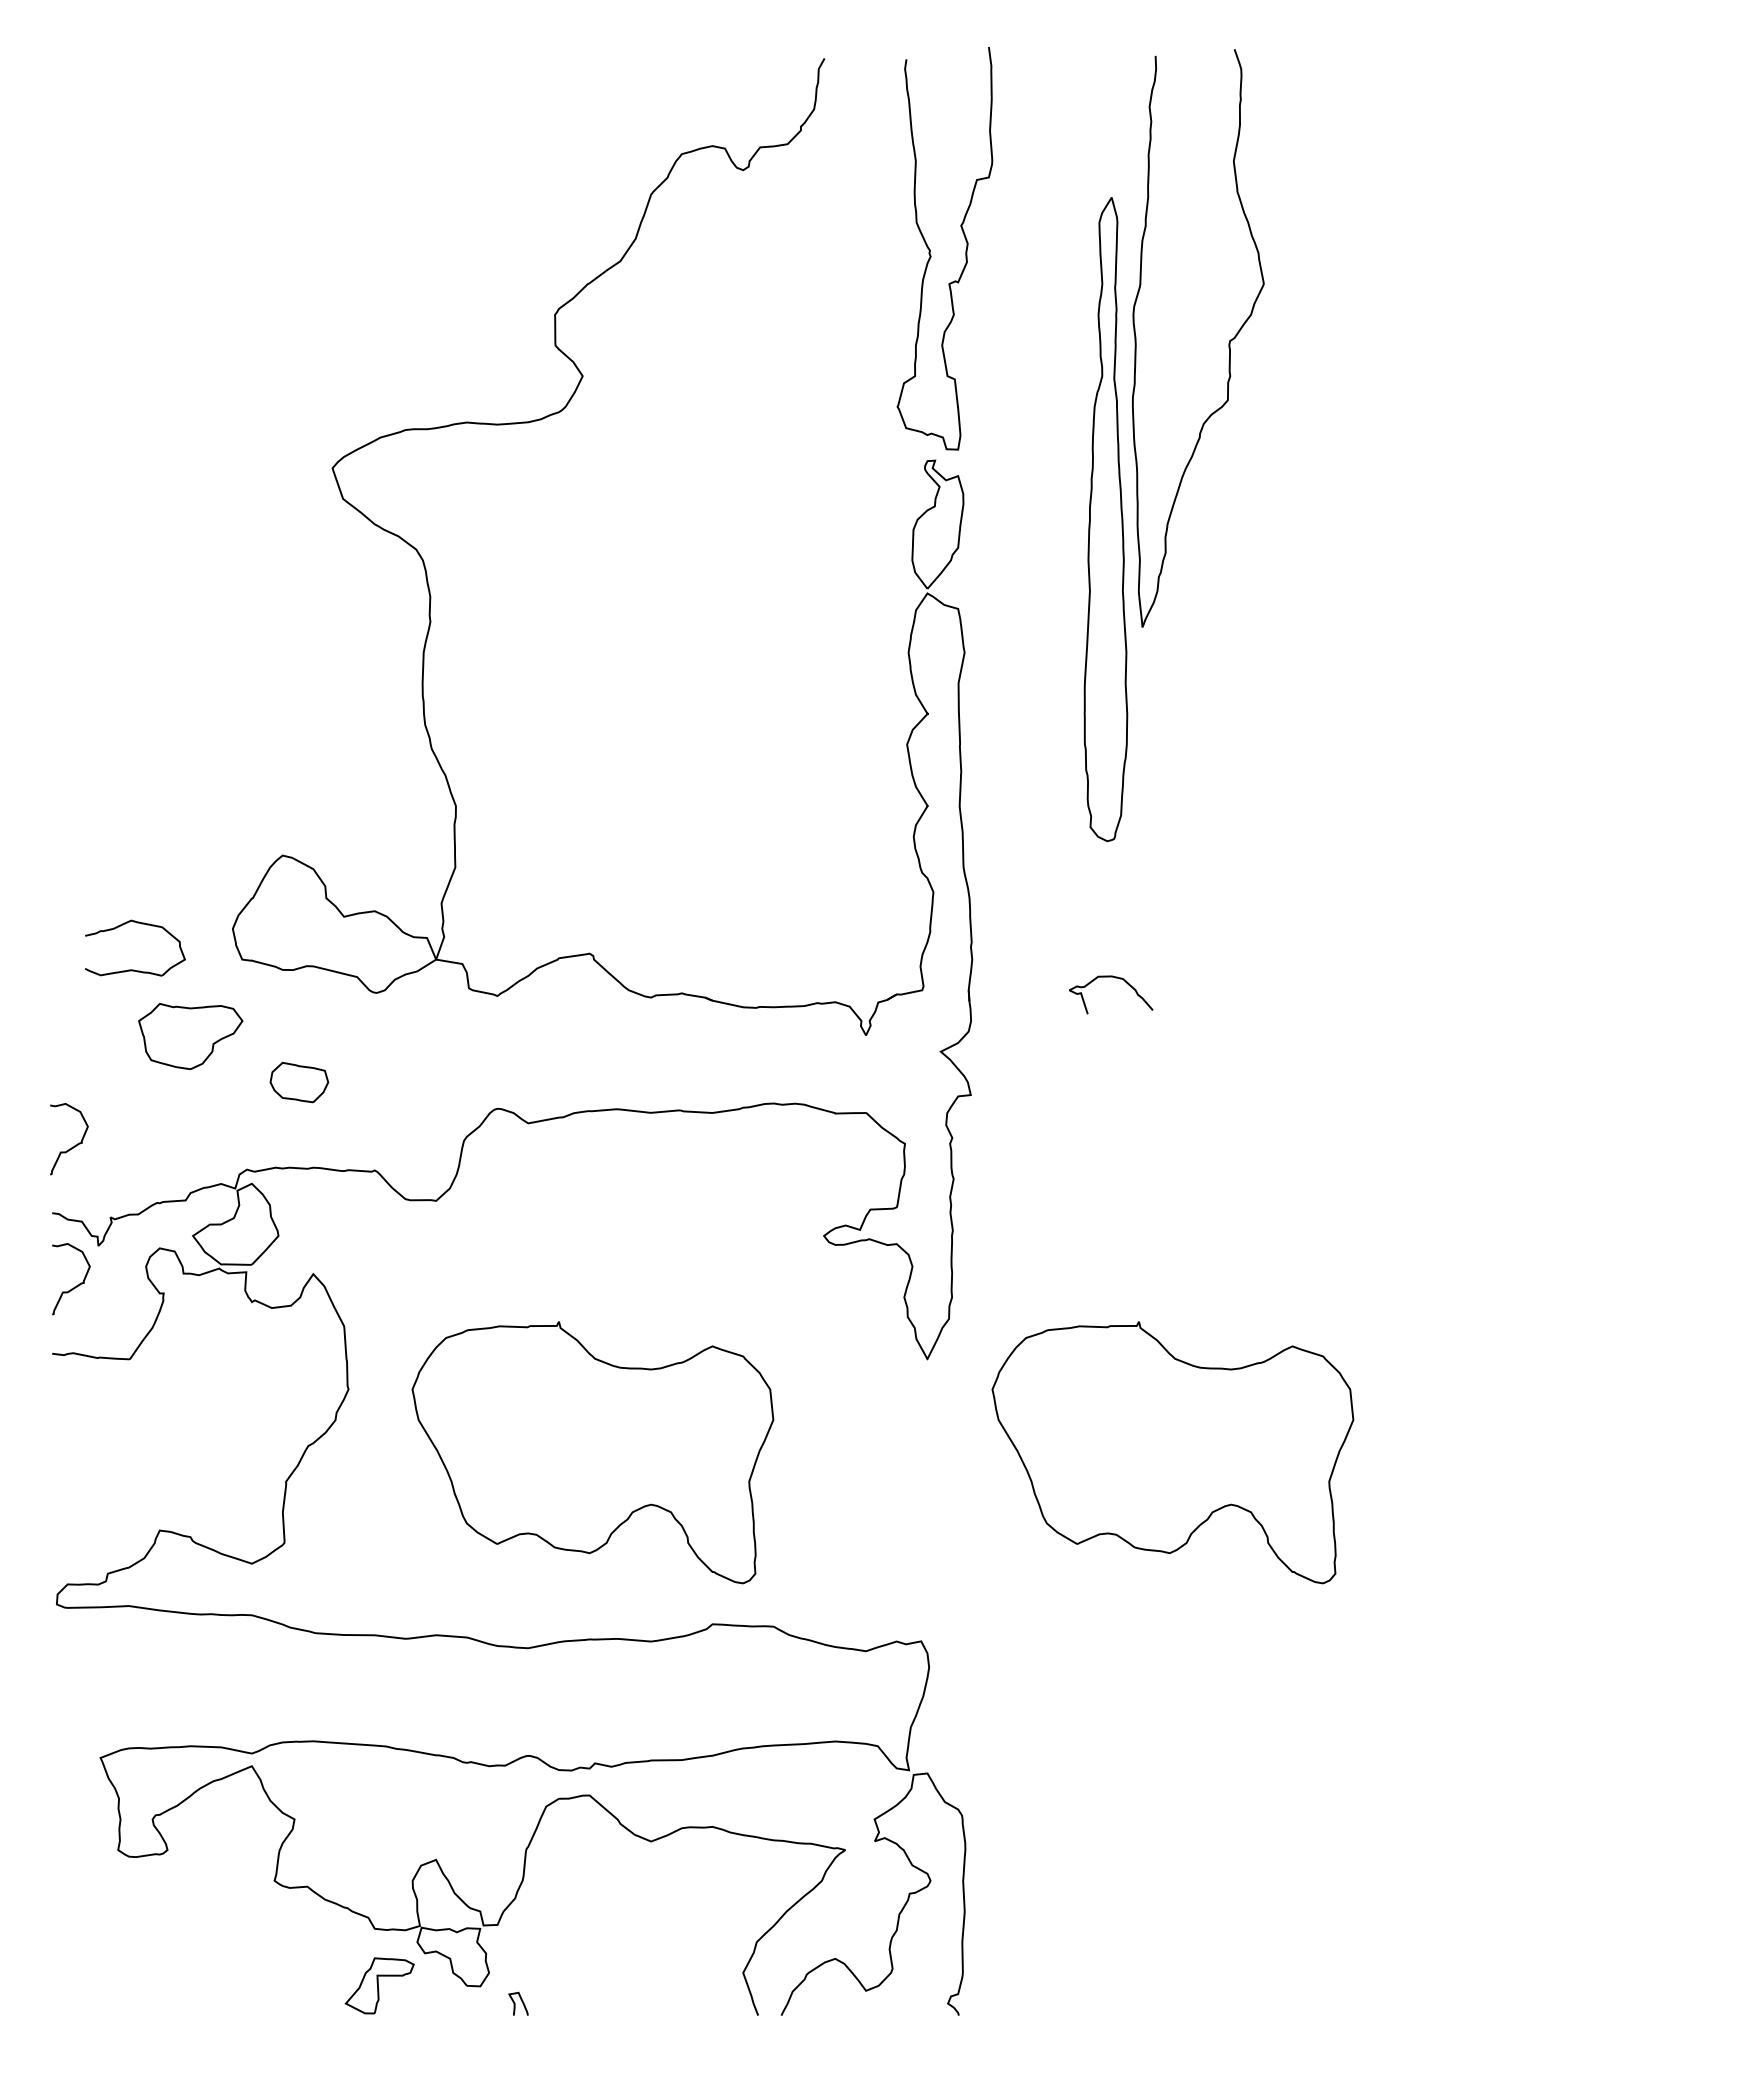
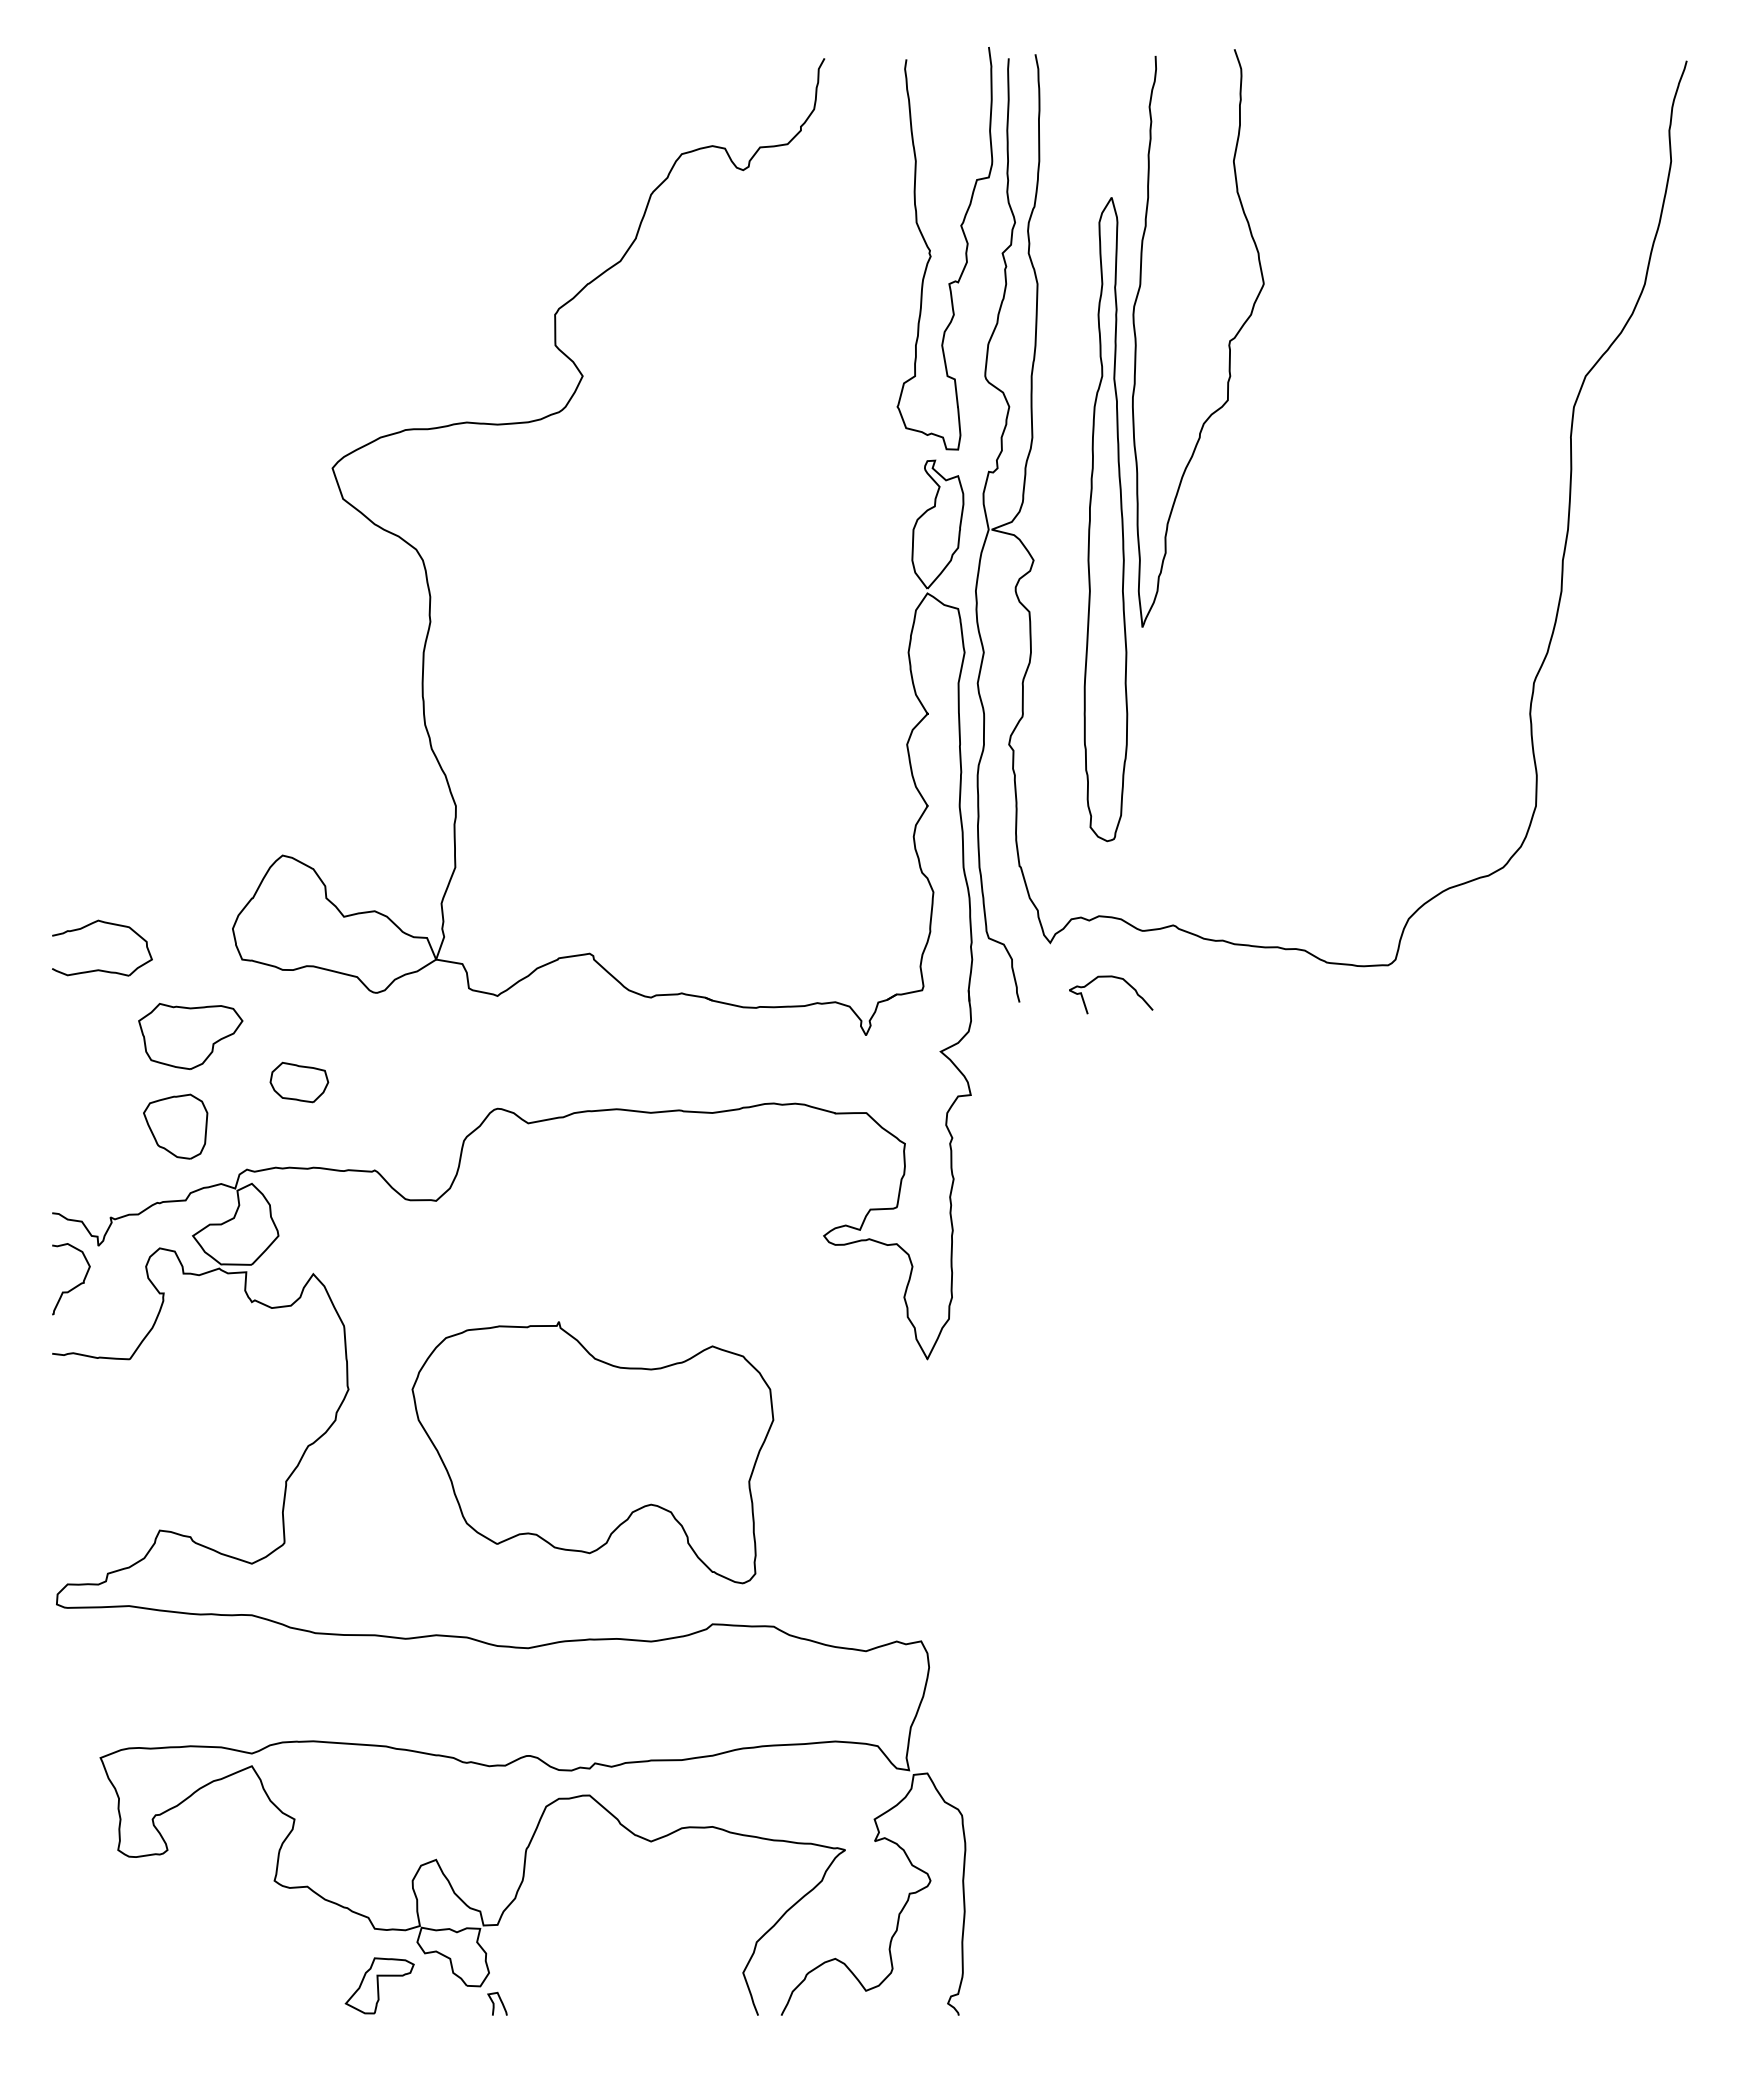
part: none -> present (1561, 561)
part position: (134, 969) -> (101, 969) (101, 969)
part: none -> present (175, 1126)
curve: present -> none (72, 1146)
part: present -> none (1172, 1452)
curve position: (515, 2003) -> (494, 2003) (494, 2003)
